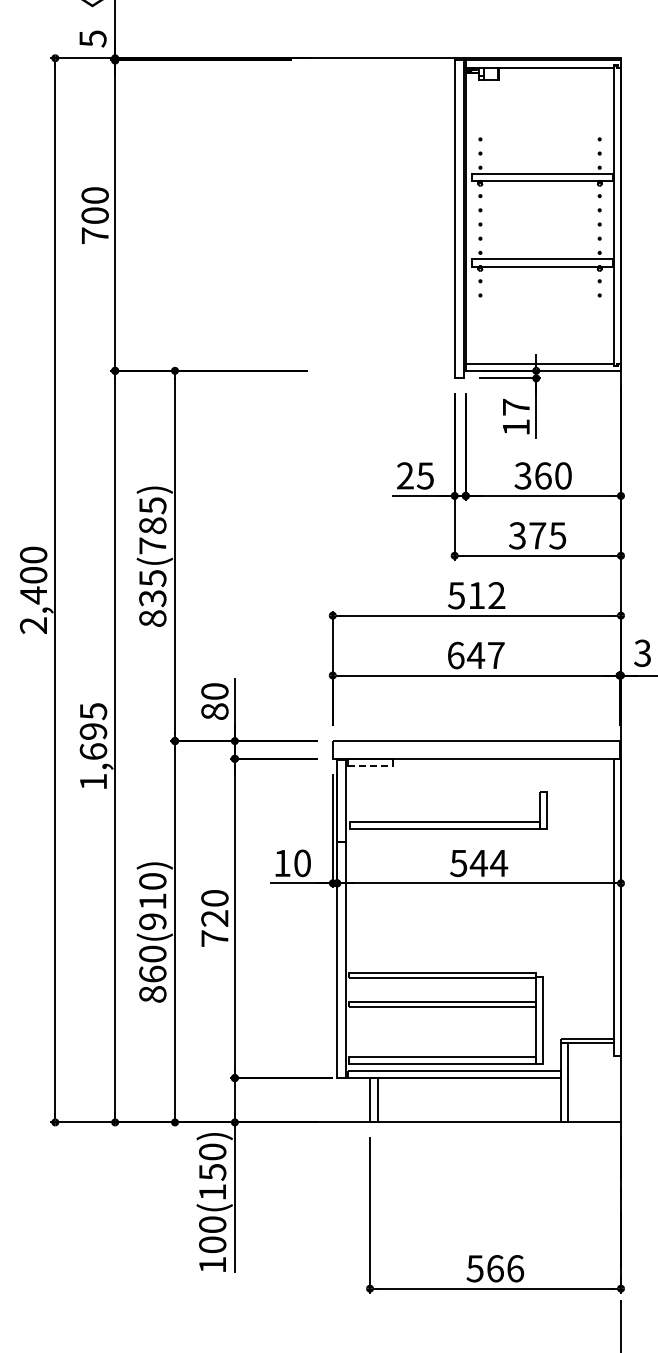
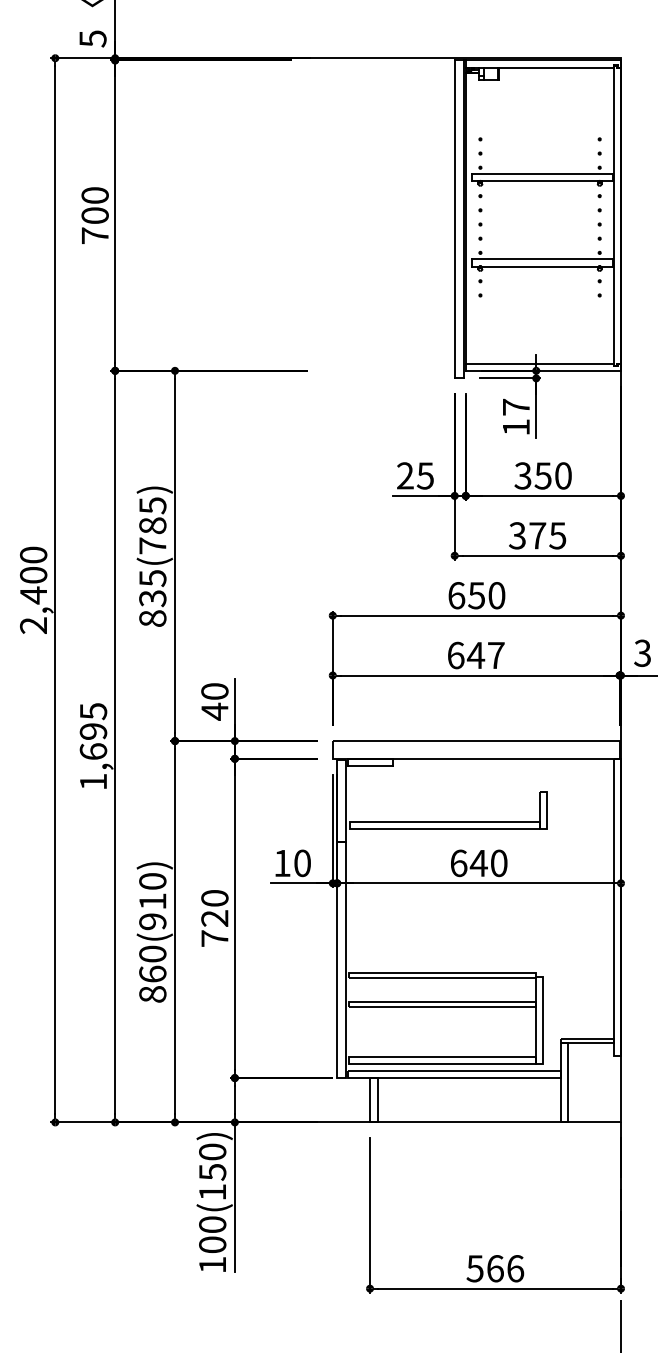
text: 360 -> 350 (542, 475)
text: 512 -> 650 (476, 595)
text: 80 -> 40 (214, 711)
line: dashed -> solid (370, 765)
text: 544 -> 640 (479, 863)
